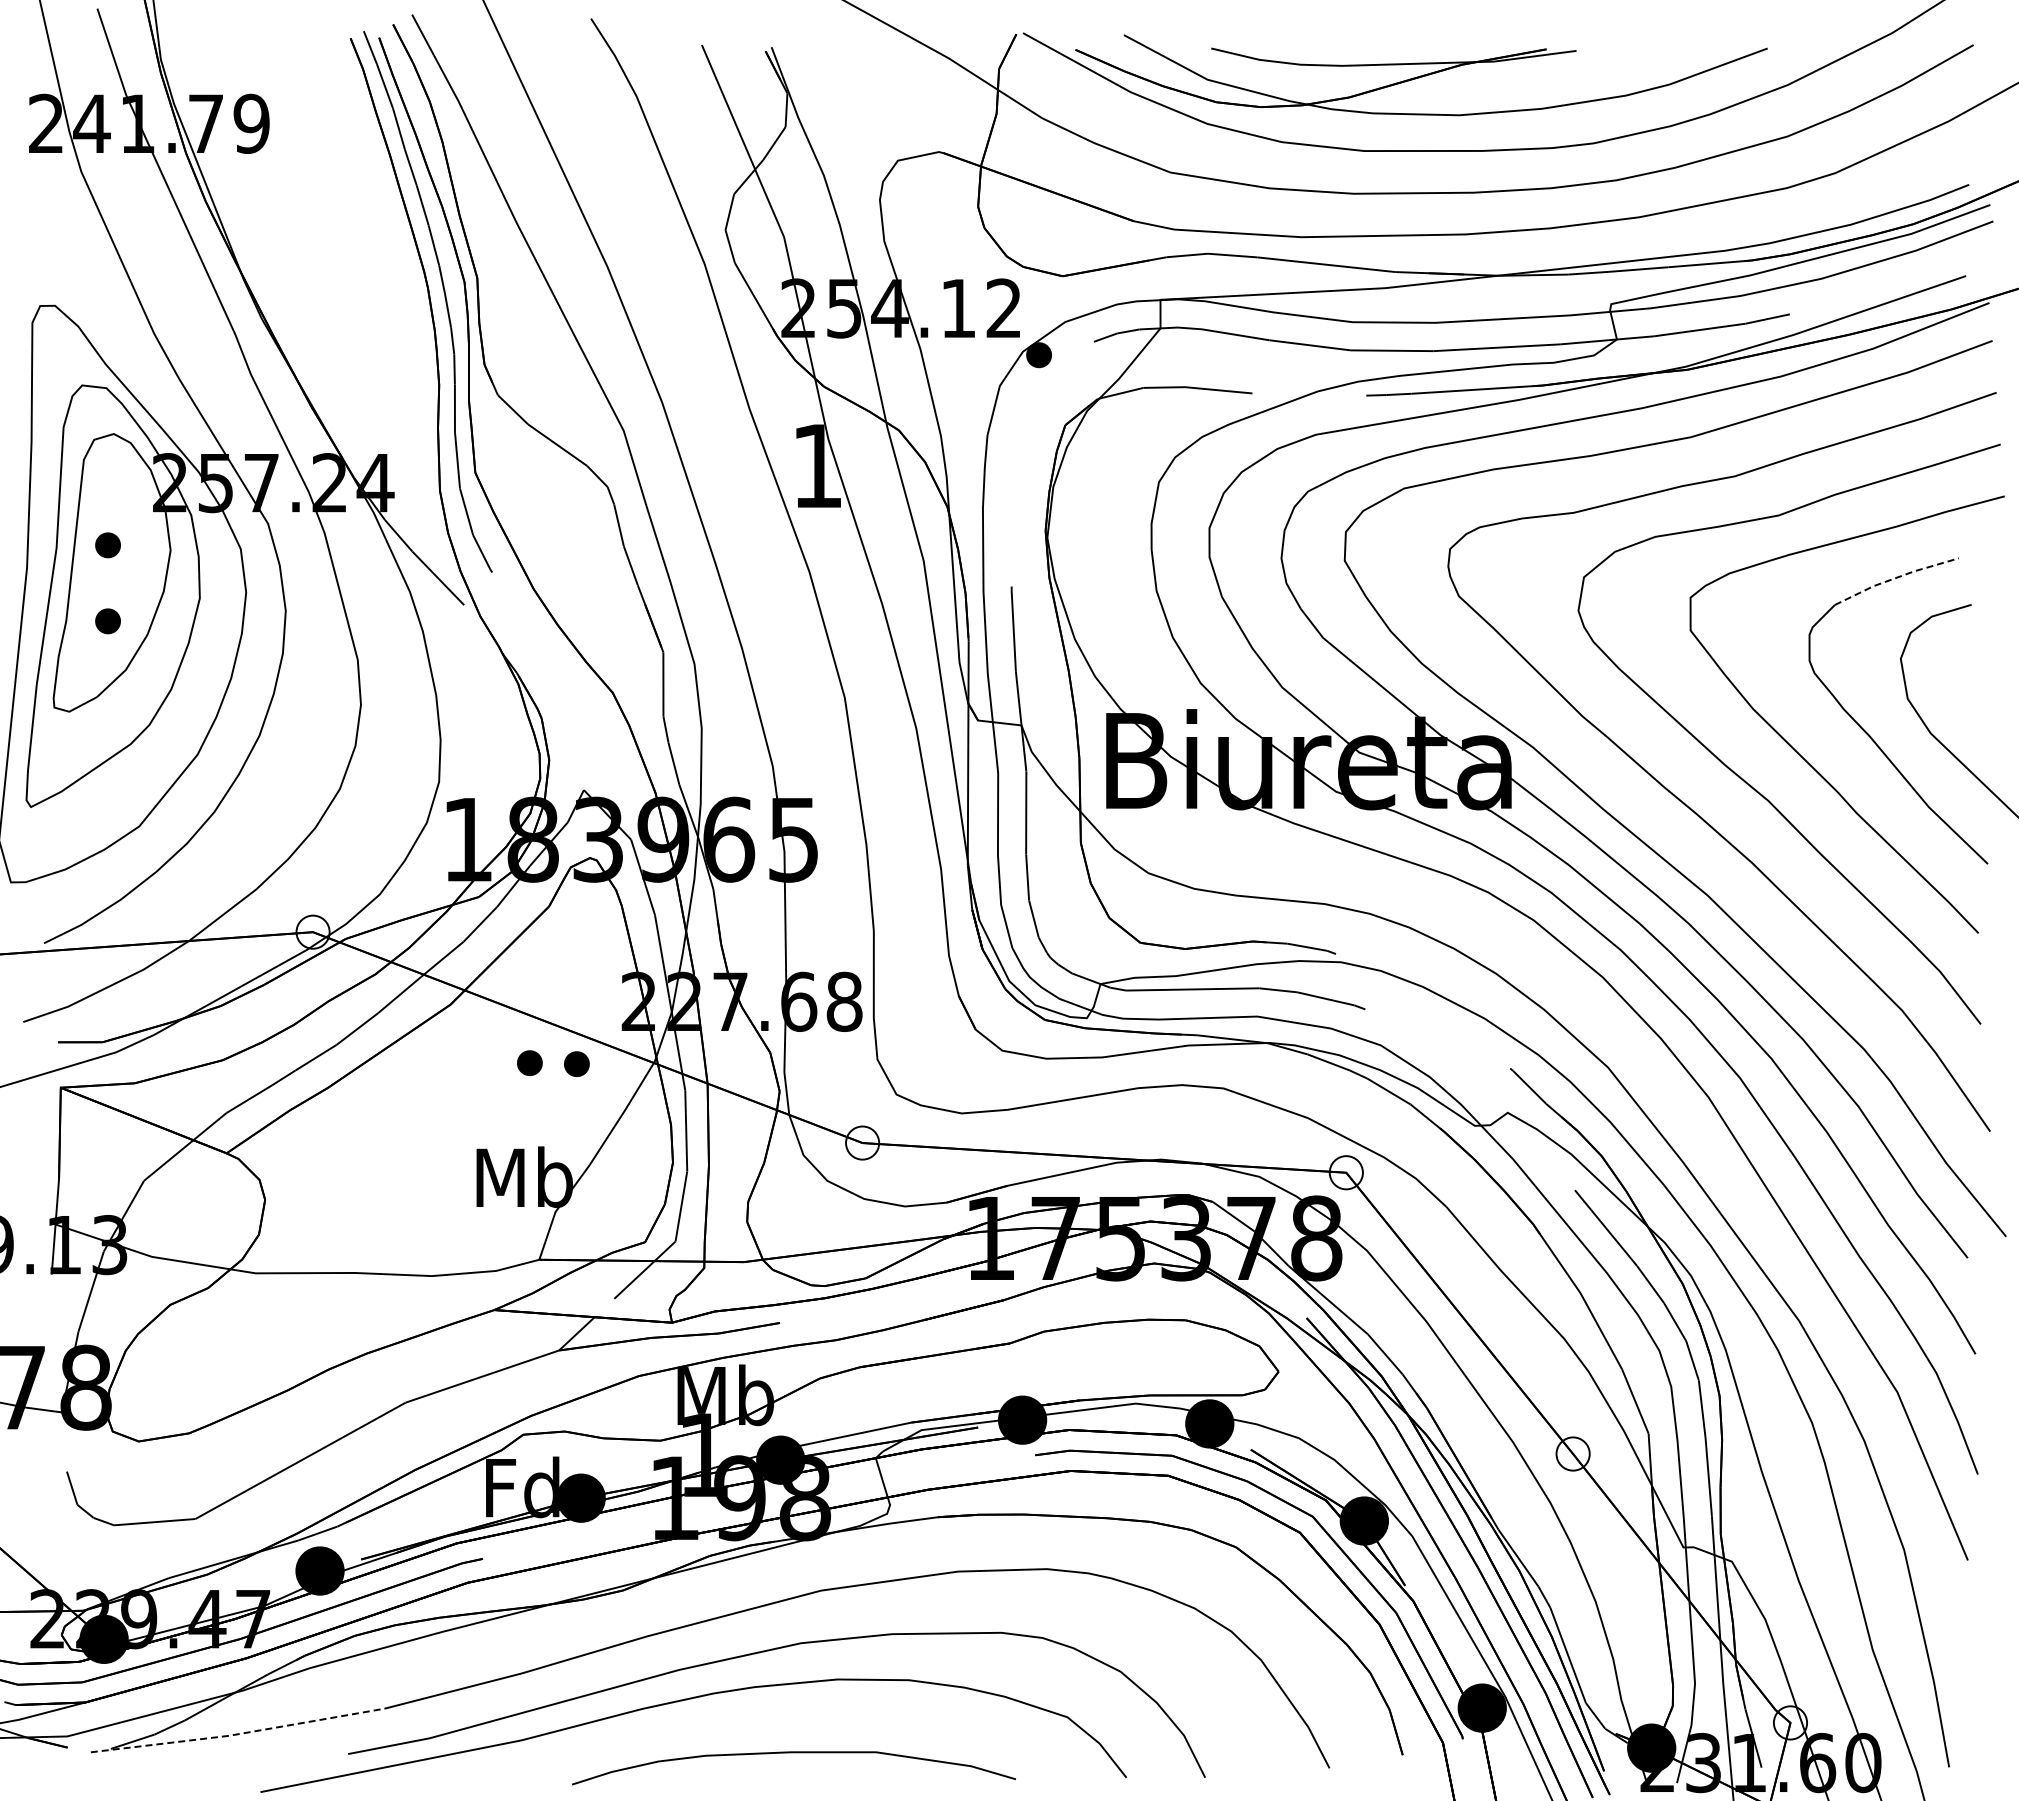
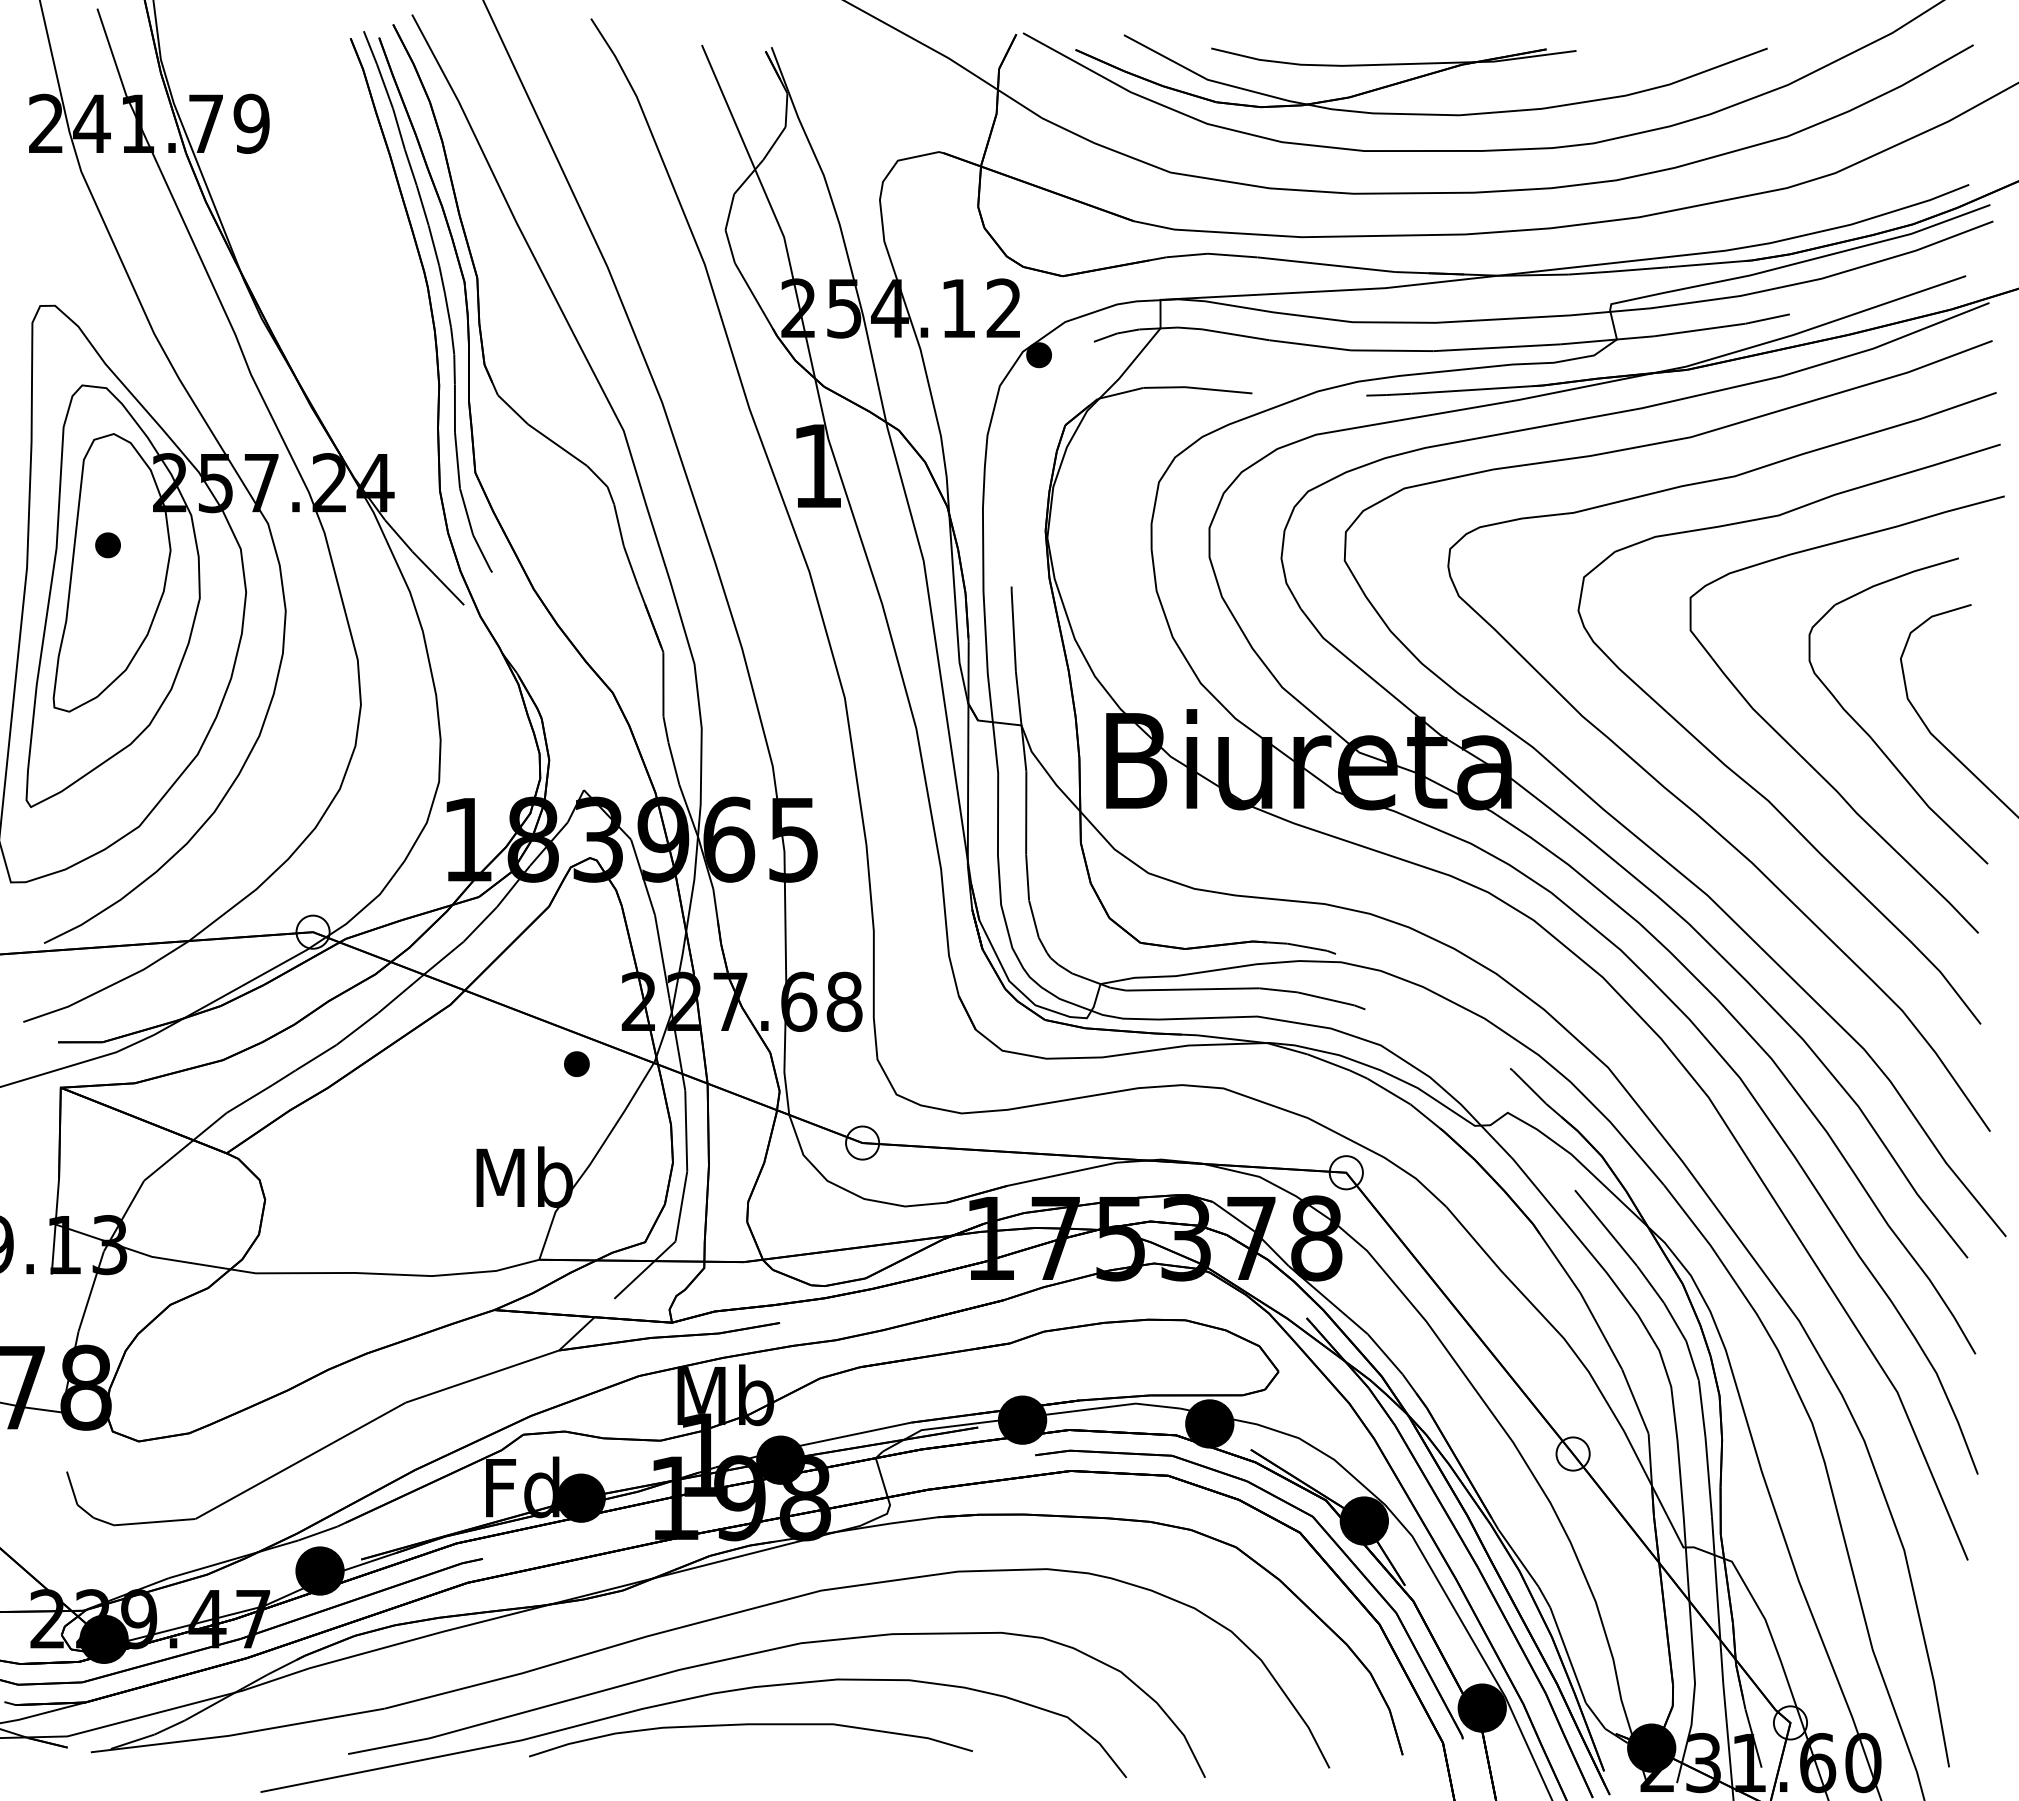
line: dashed -> solid (1895, 578)
part: present -> none (107, 621)
part: present -> none (529, 1062)
line: dashed -> solid (237, 1734)
curve position: (793, 1753) -> (750, 1725) (750, 1725)
